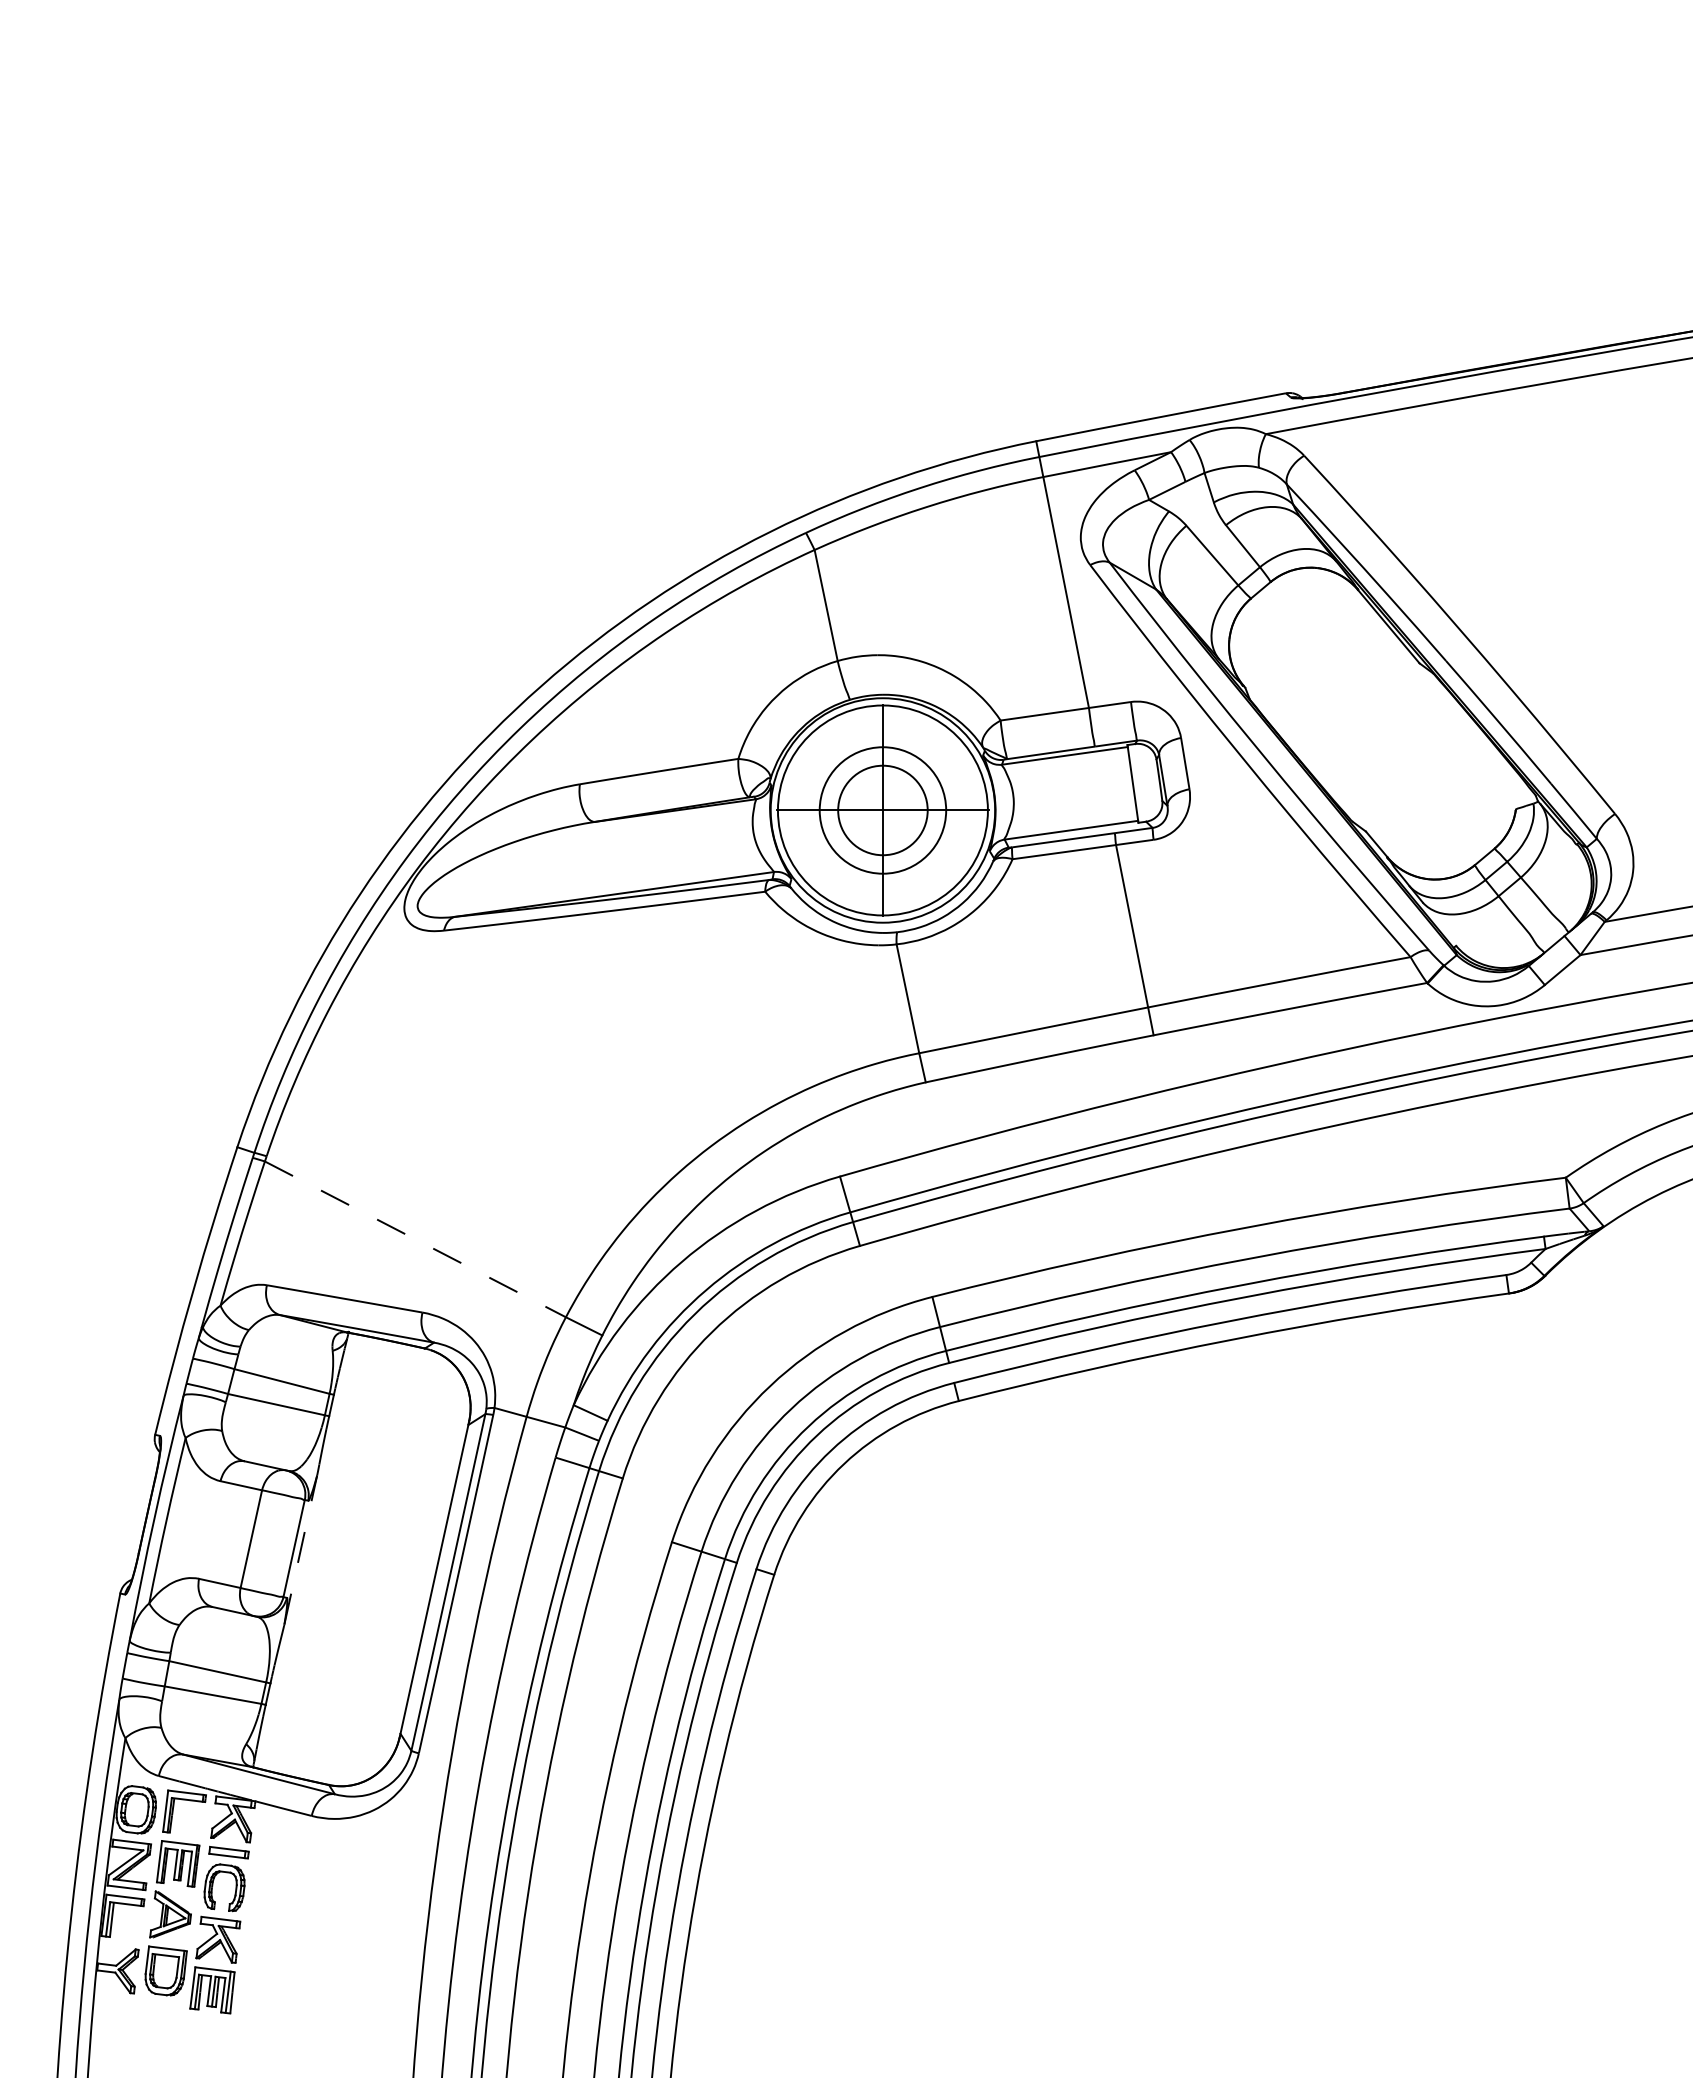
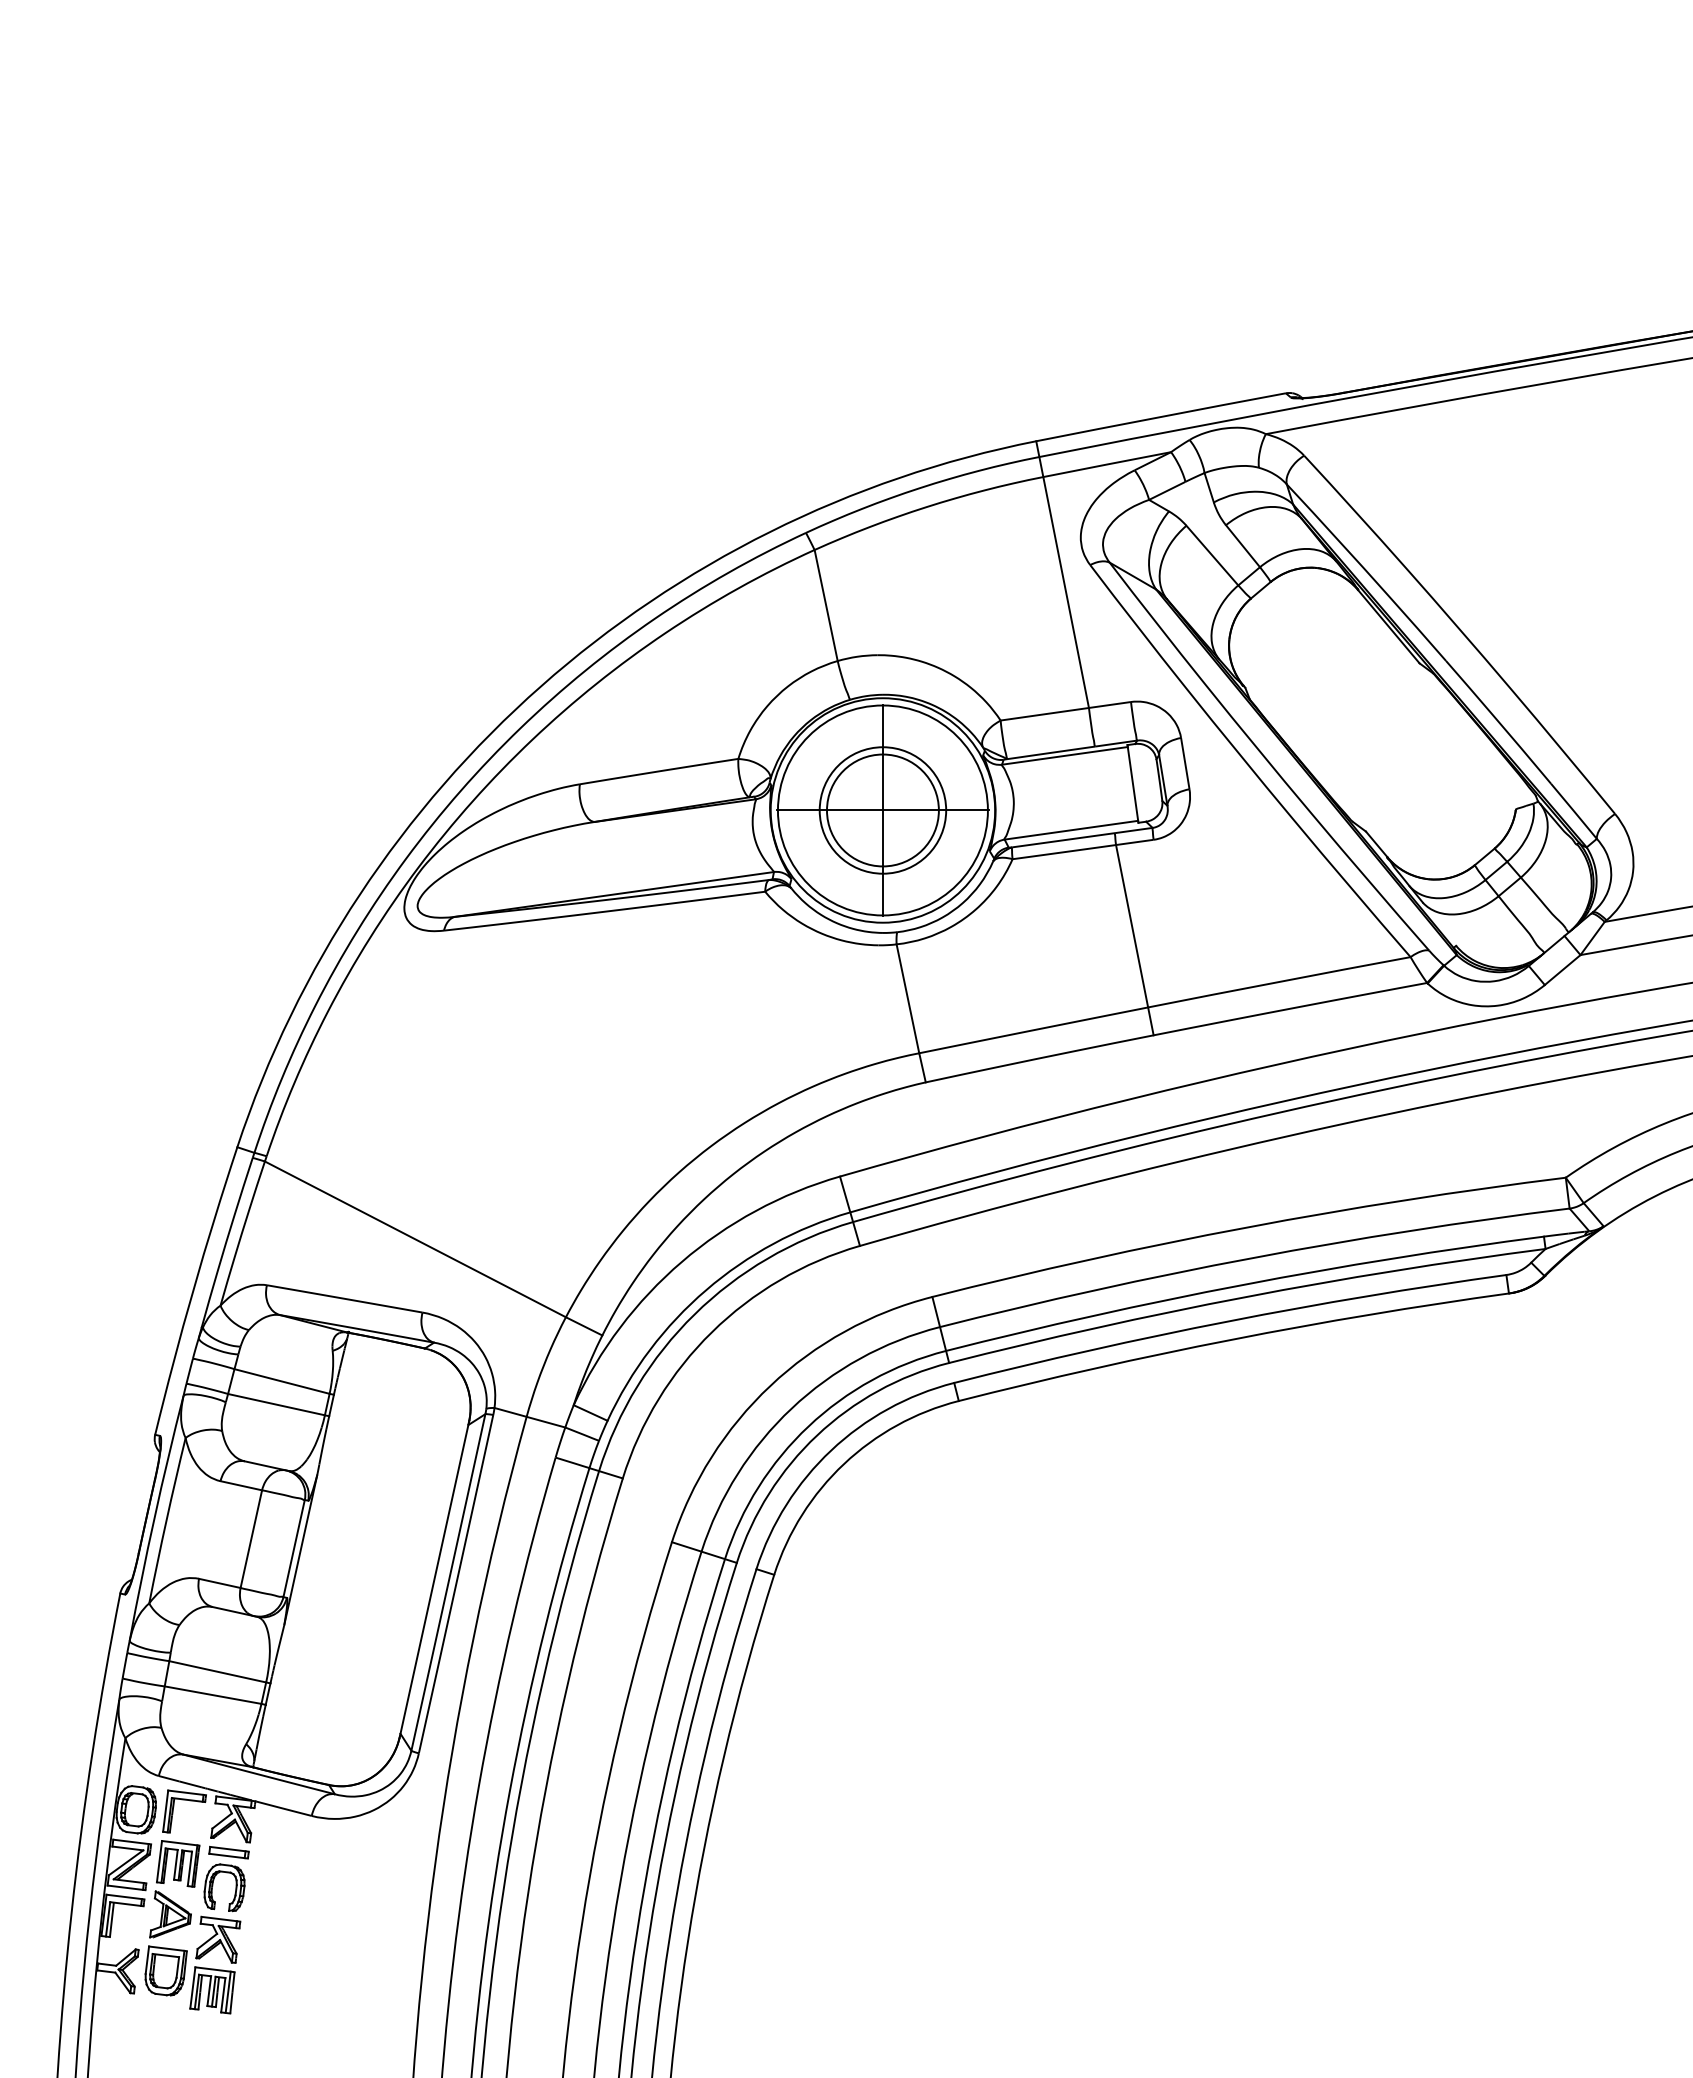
circle diameter: 90 px -> 112 px (882, 810)
line: dashed -> solid (415, 1239)
line: dashed -> solid (300, 1549)
